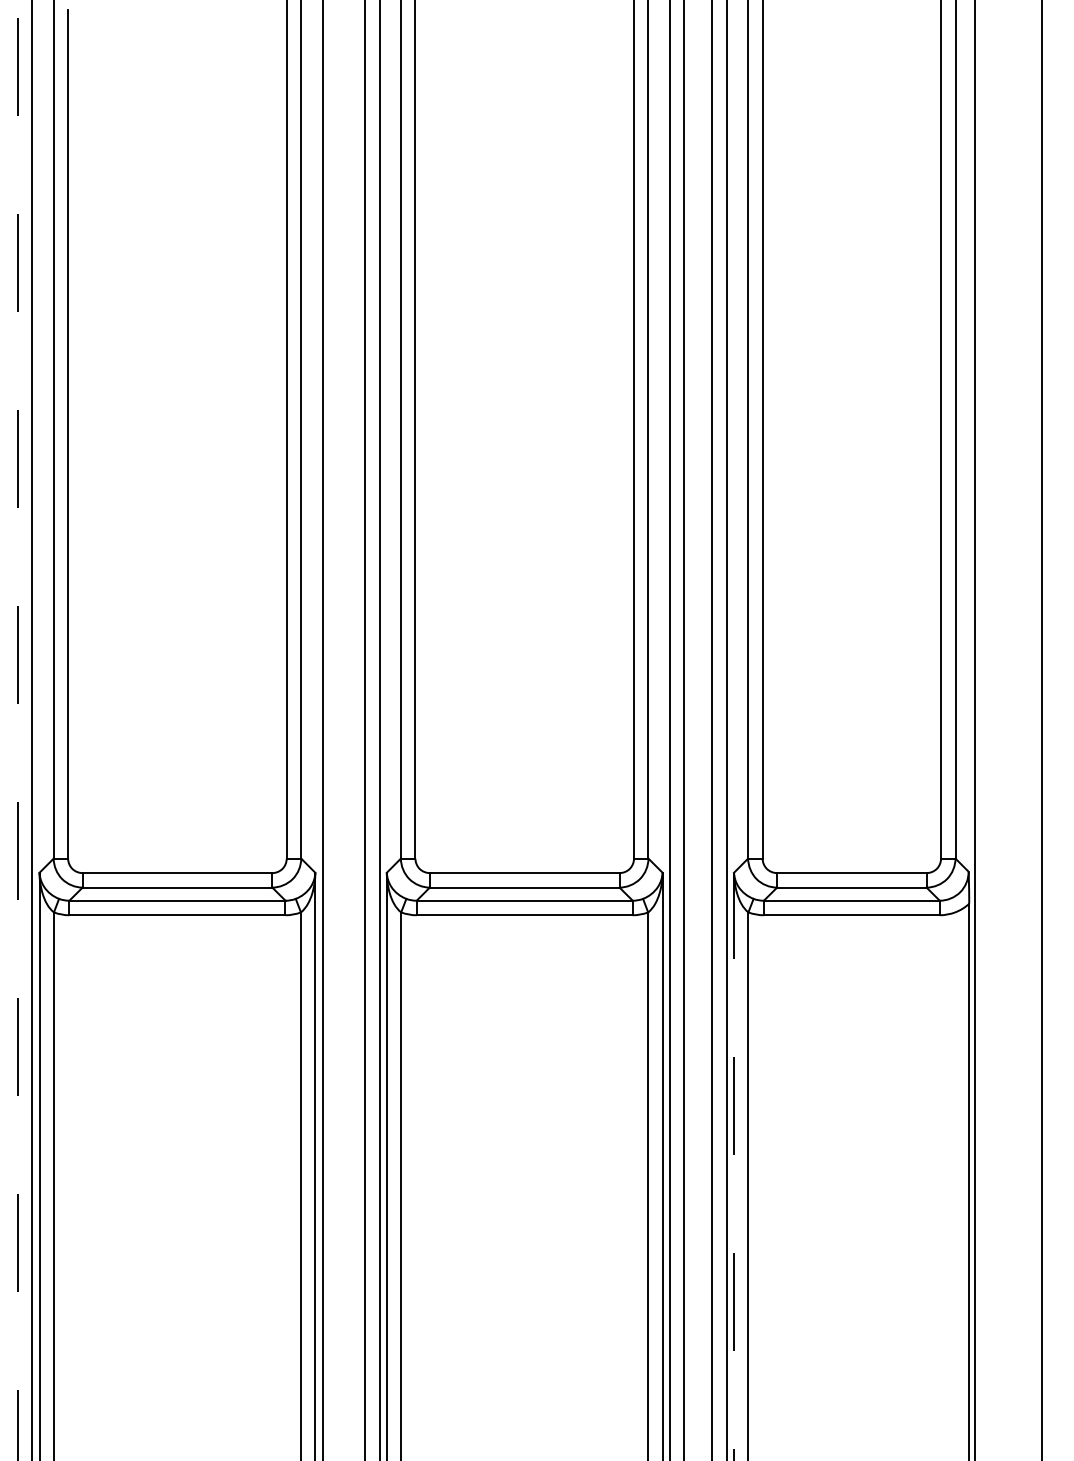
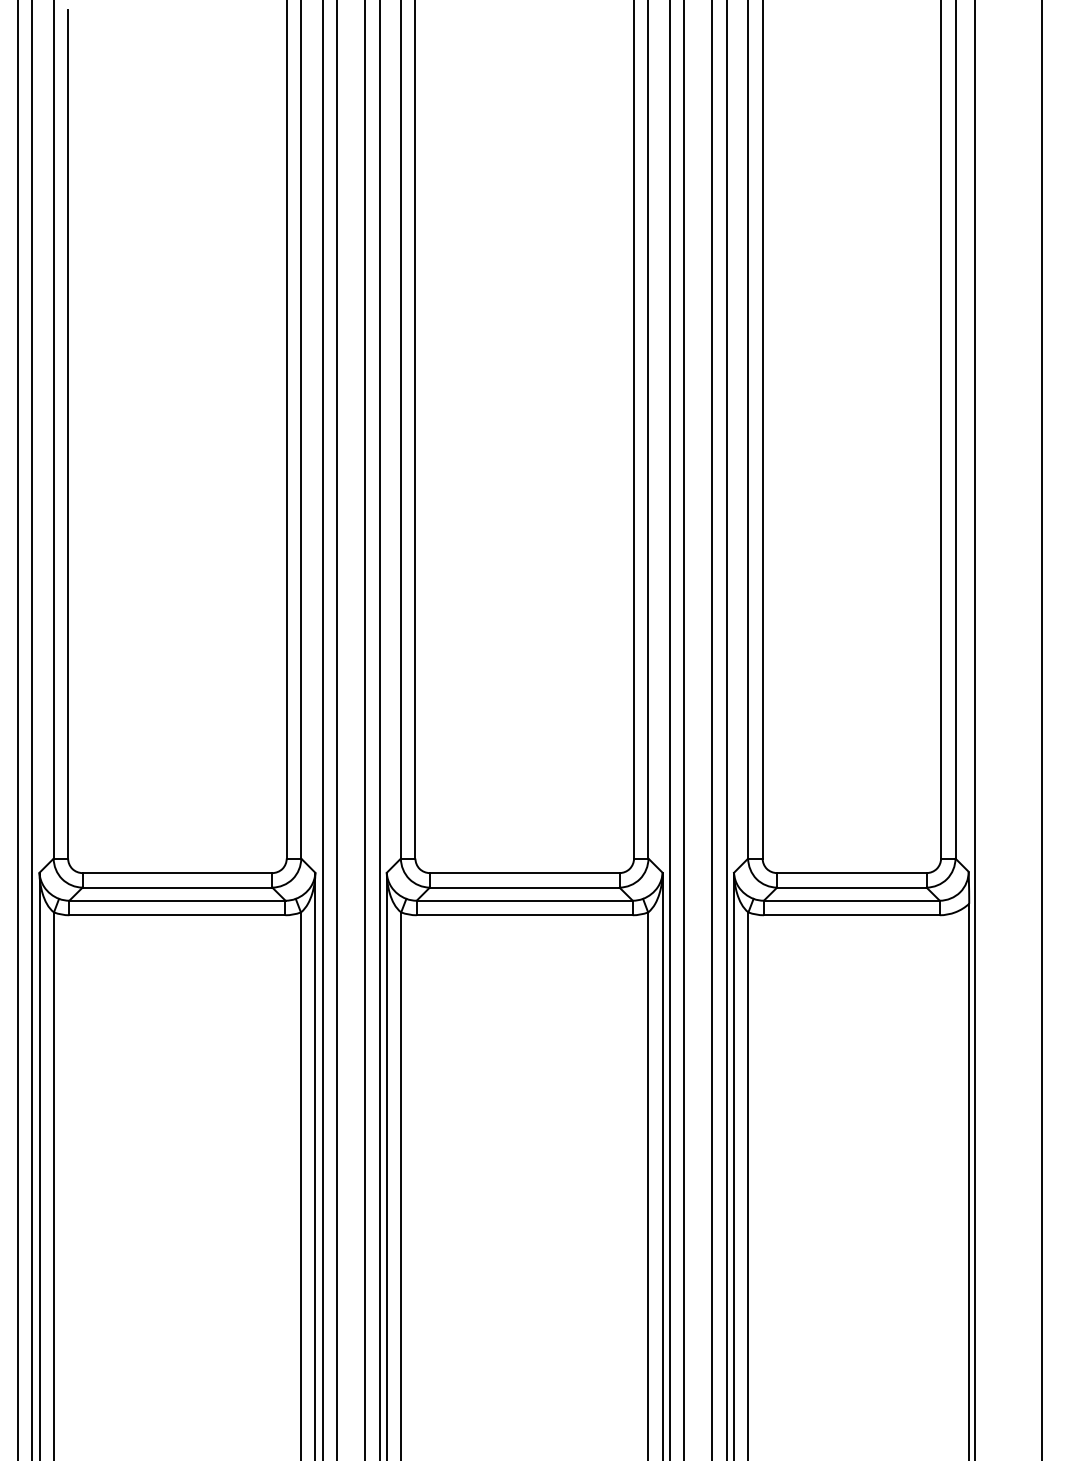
line: none -> present (337, 729)
line: dashed -> solid (17, 730)
line: dashed -> solid (734, 1166)
